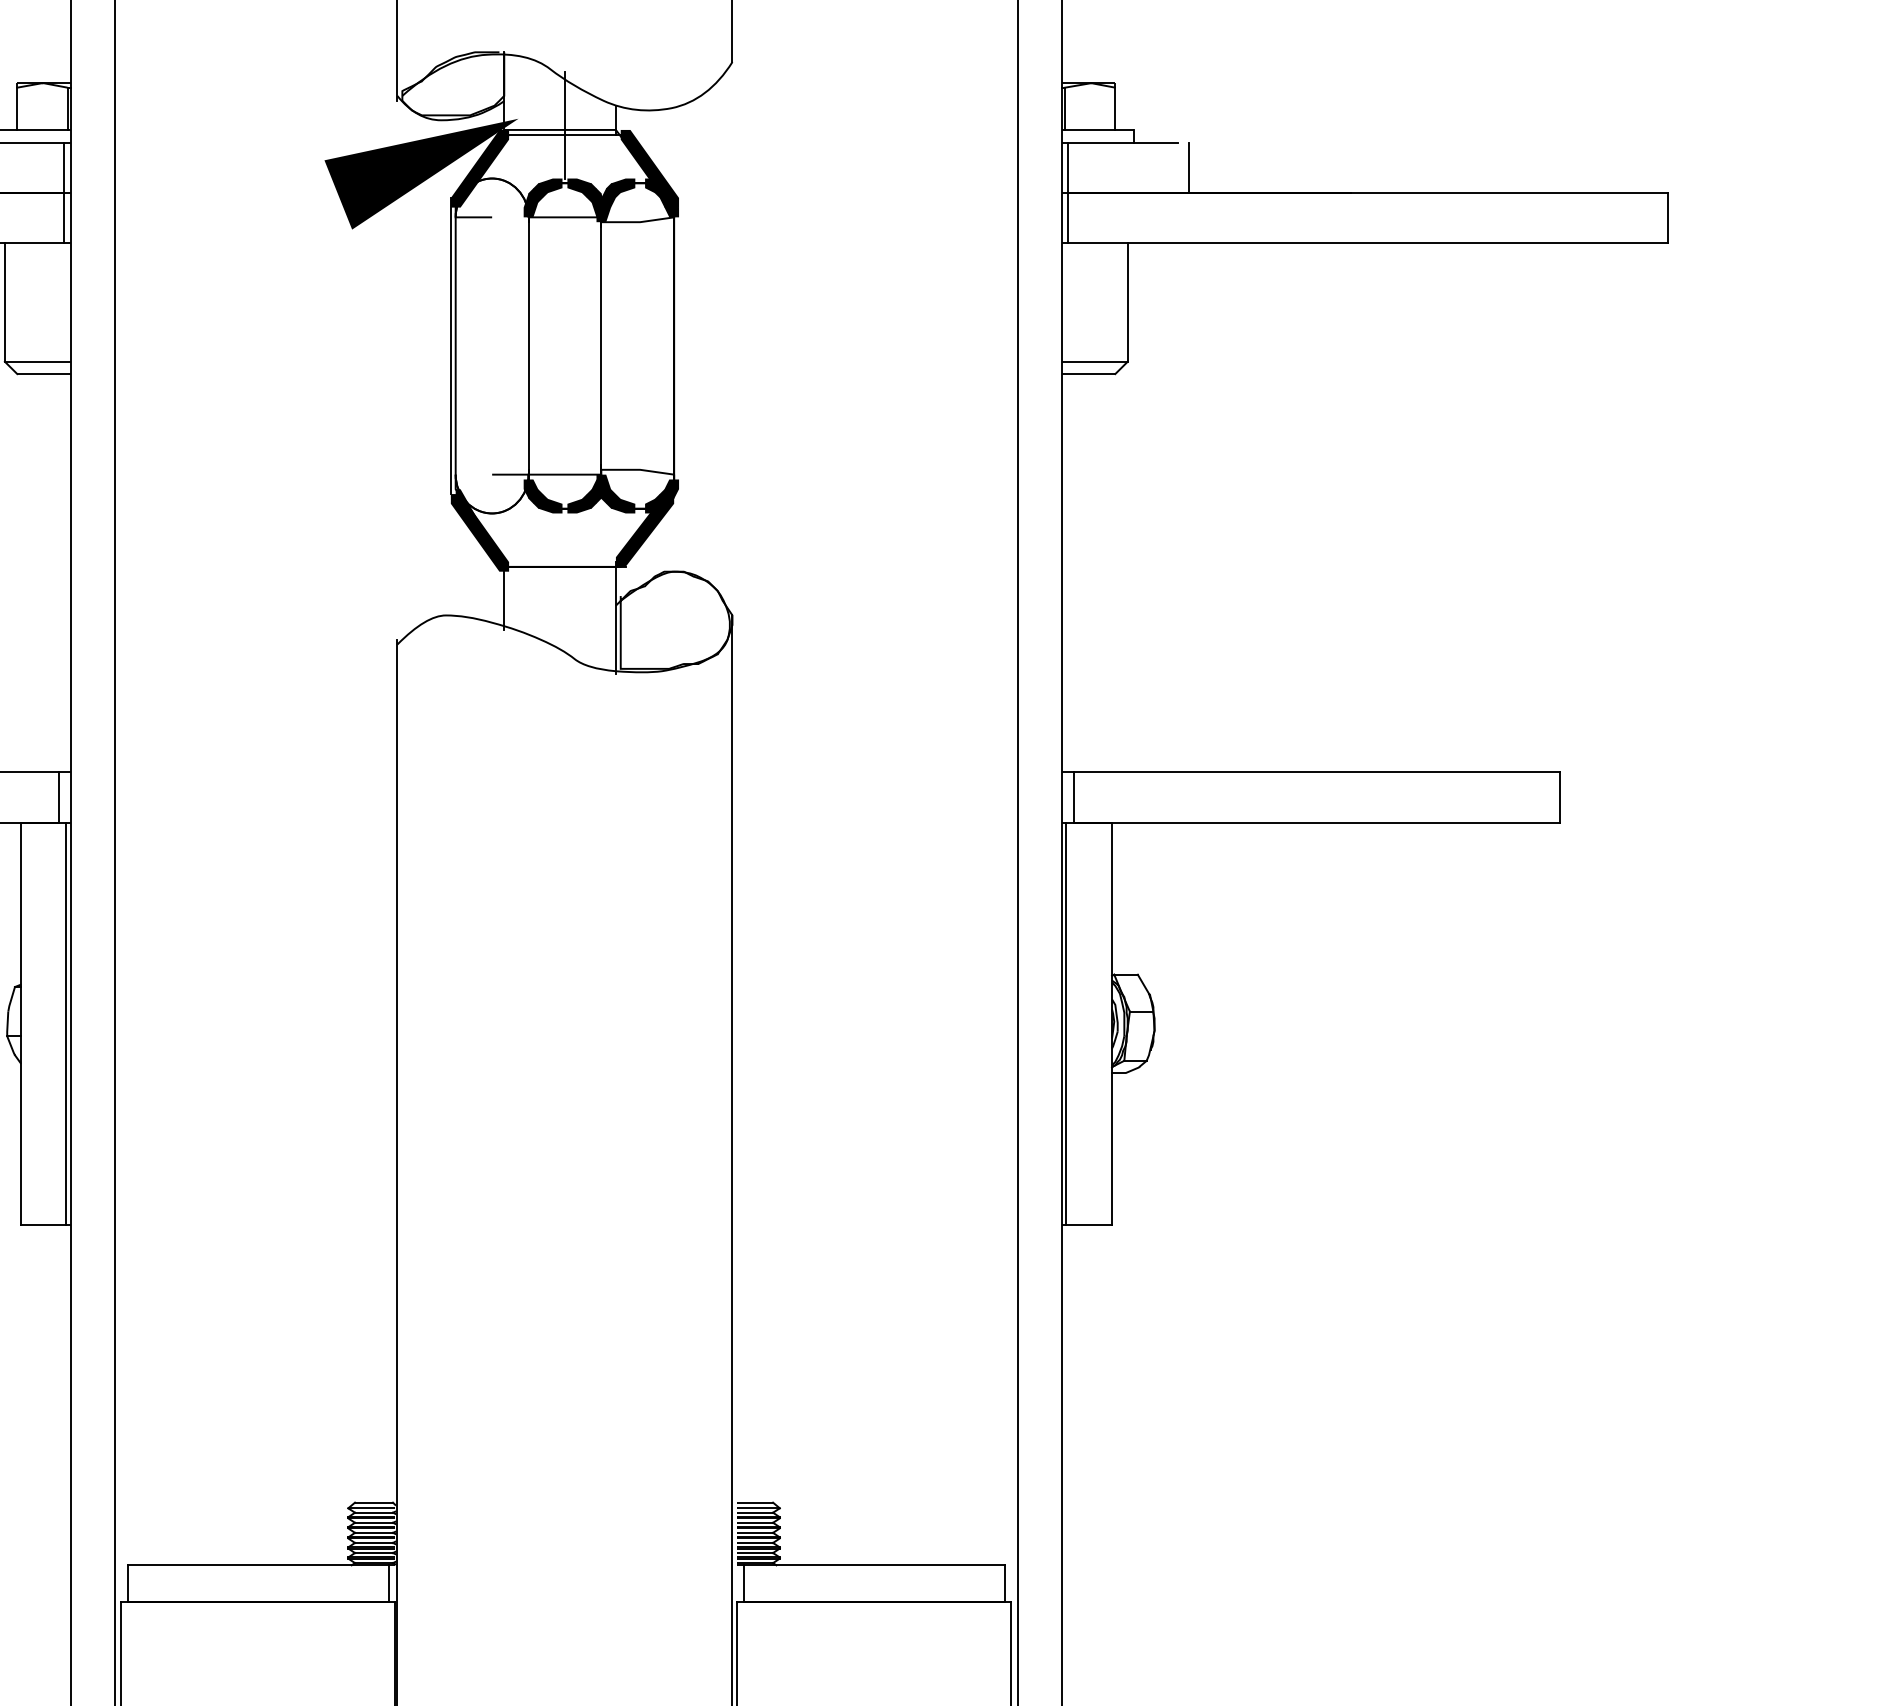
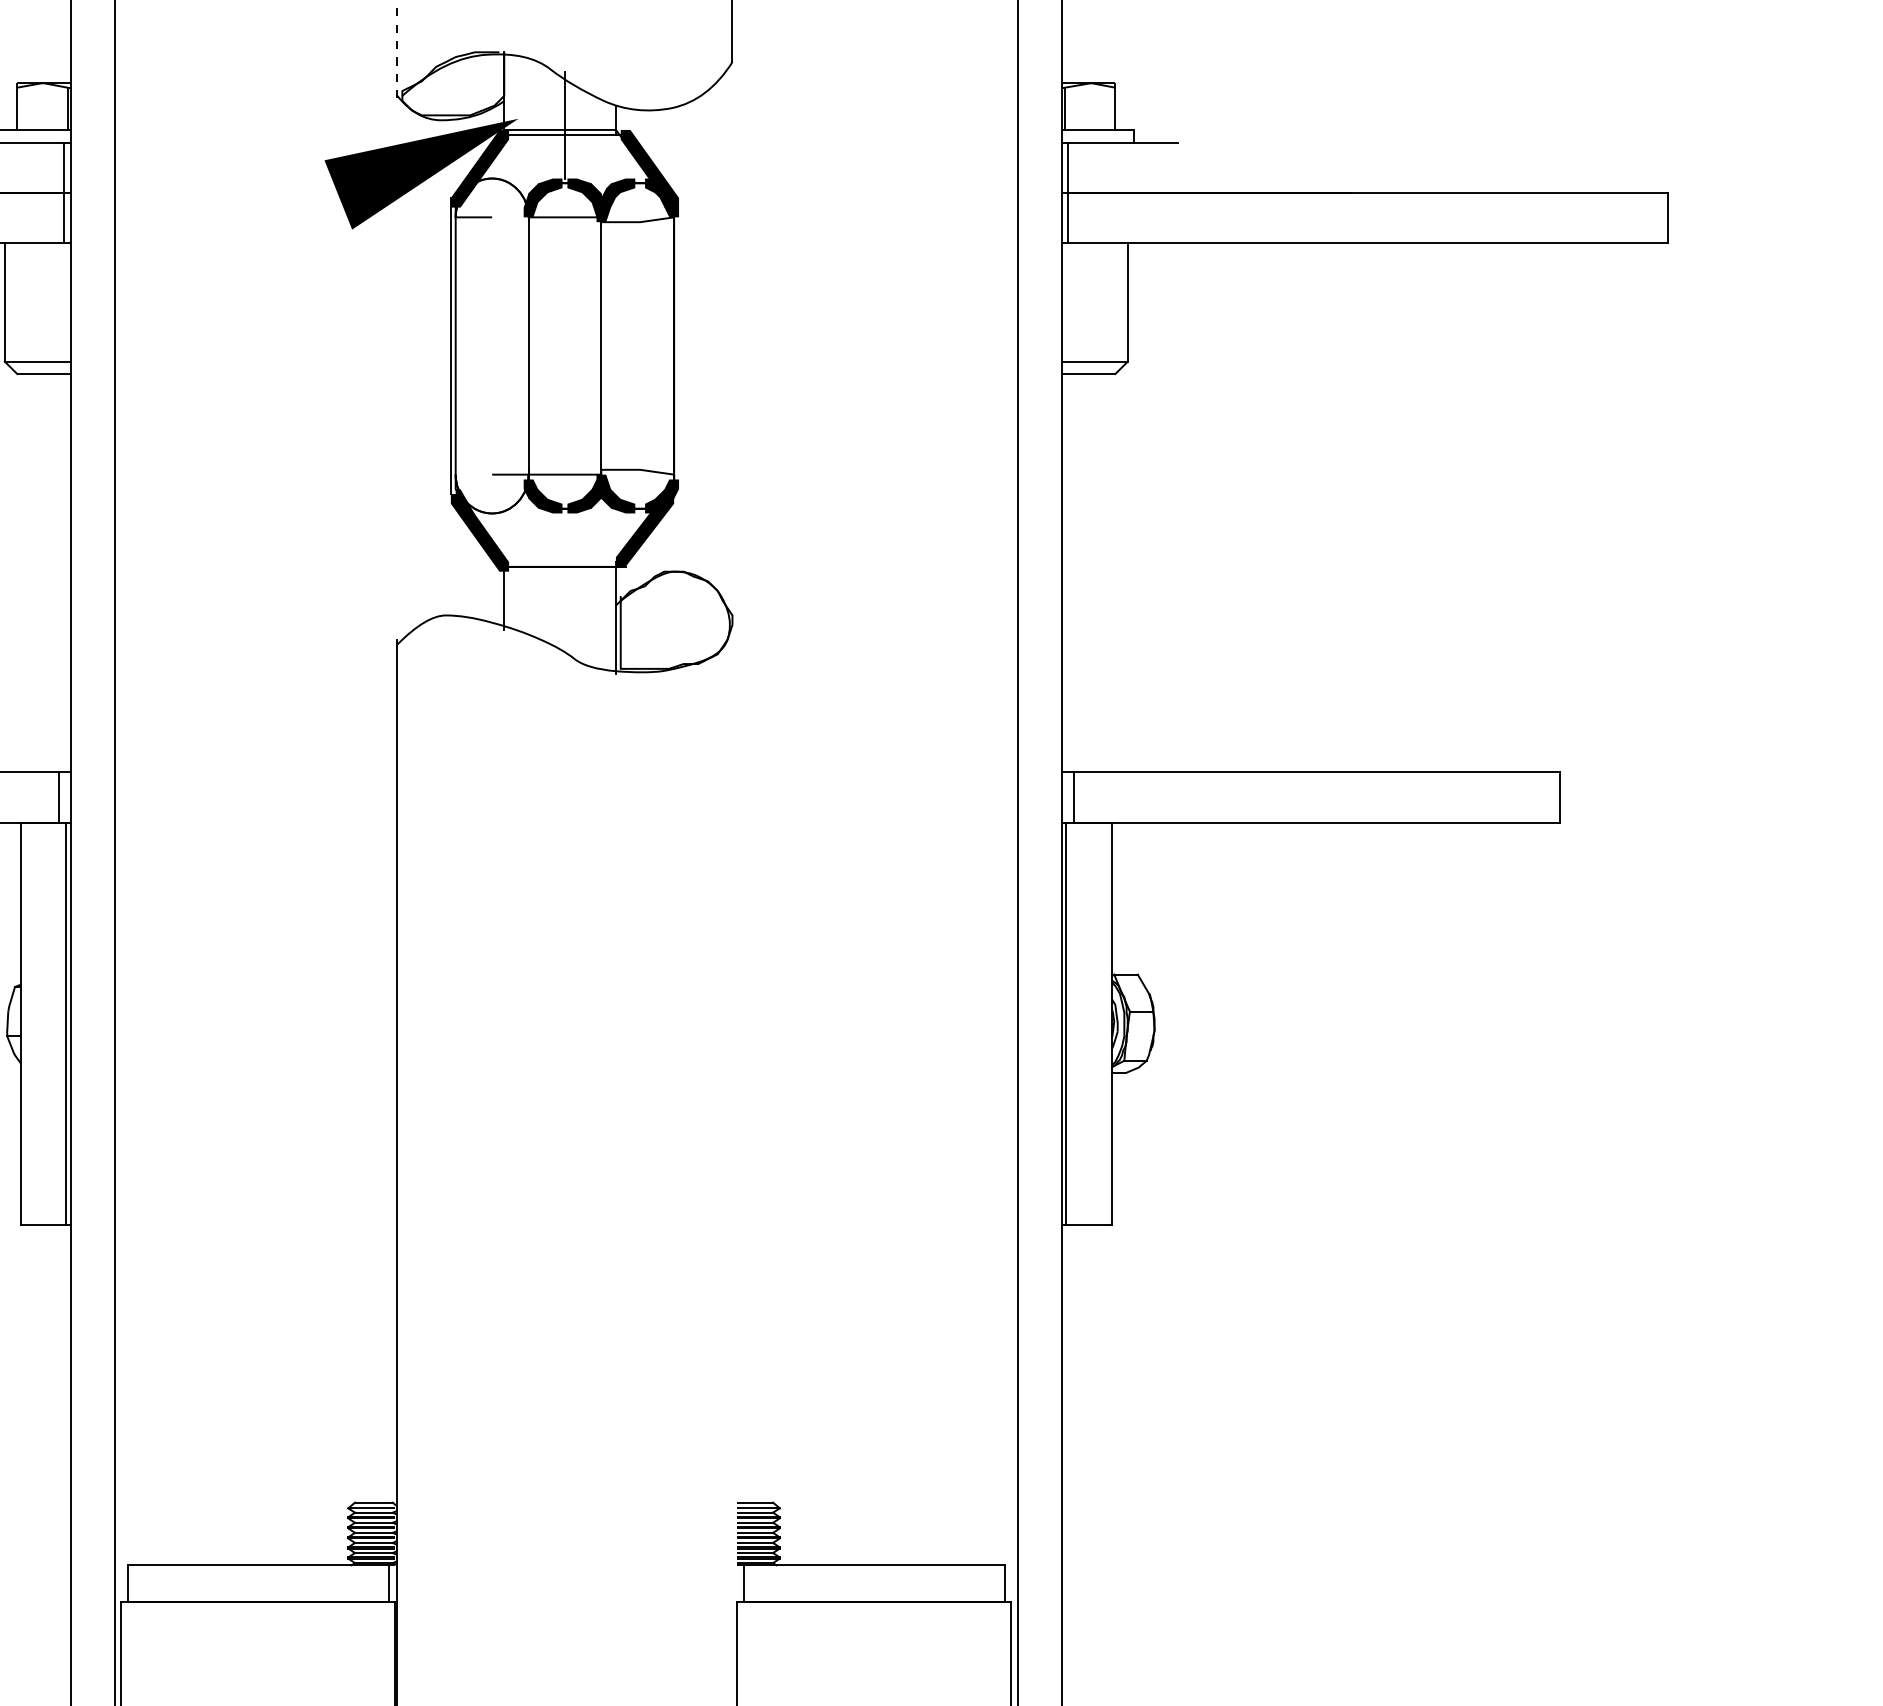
line: solid -> dashed (397, 50)
line: present -> none (1188, 167)
line: present -> none (732, 1158)
